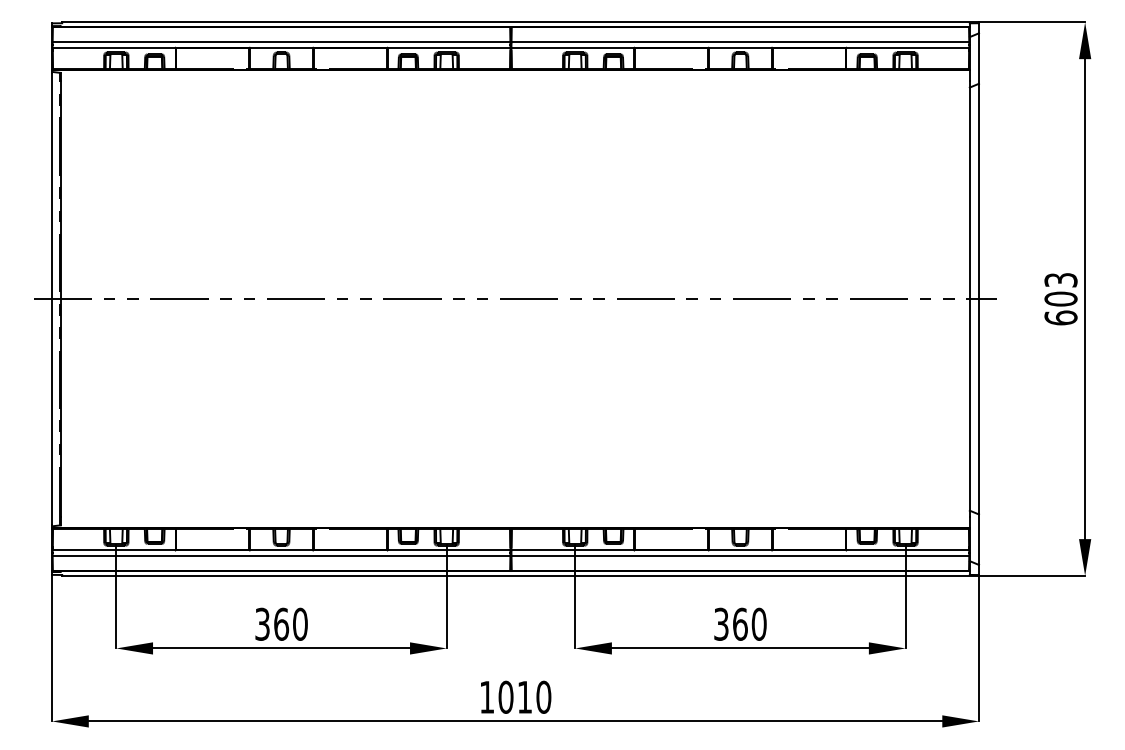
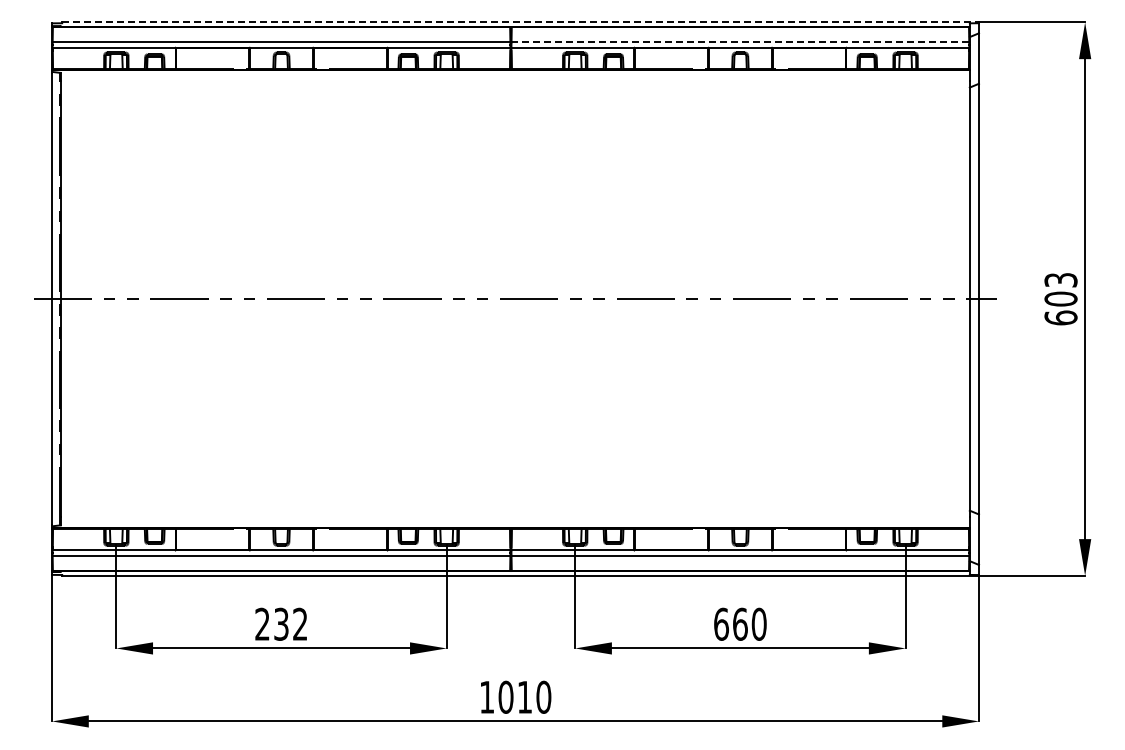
line: solid -> dashed (521, 22)
line: solid -> dashed (740, 42)
text: 360 -> 232 (281, 623)
text: 360 -> 660 (721, 623)
